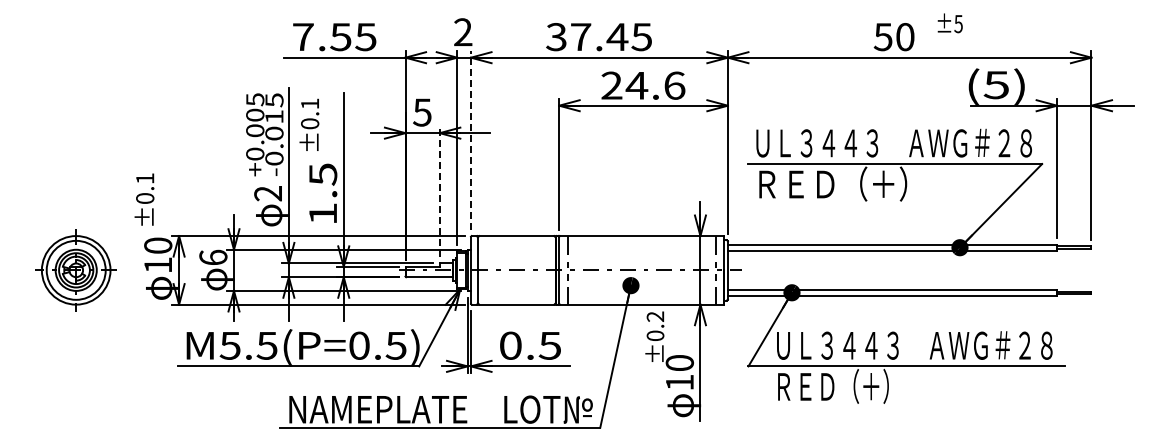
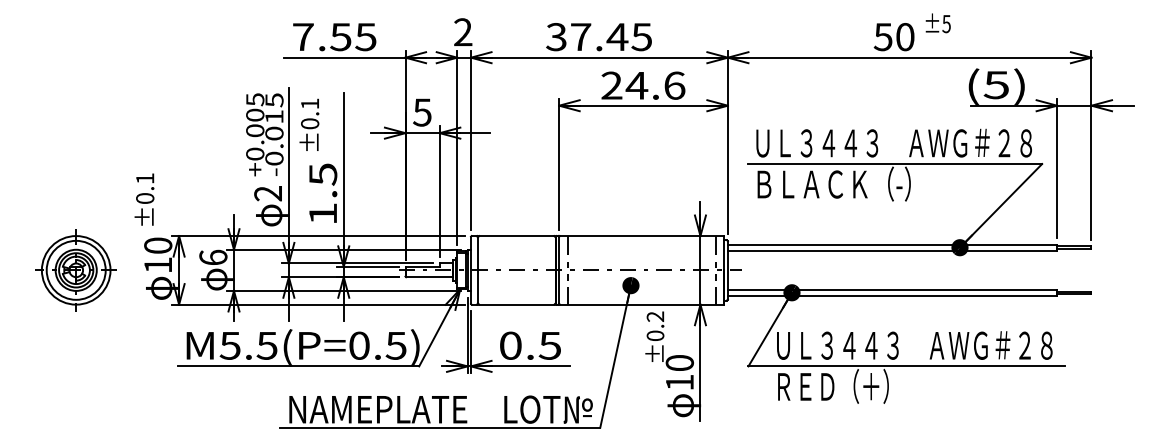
text position: (949, 23) -> (937, 23) (937, 23)
line: dashed -> solid (471, 140)
text: ＲＥＤ（＋） -> ＢＬＡＣＫ（-） (833, 183)
line: dashed -> solid (439, 190)
